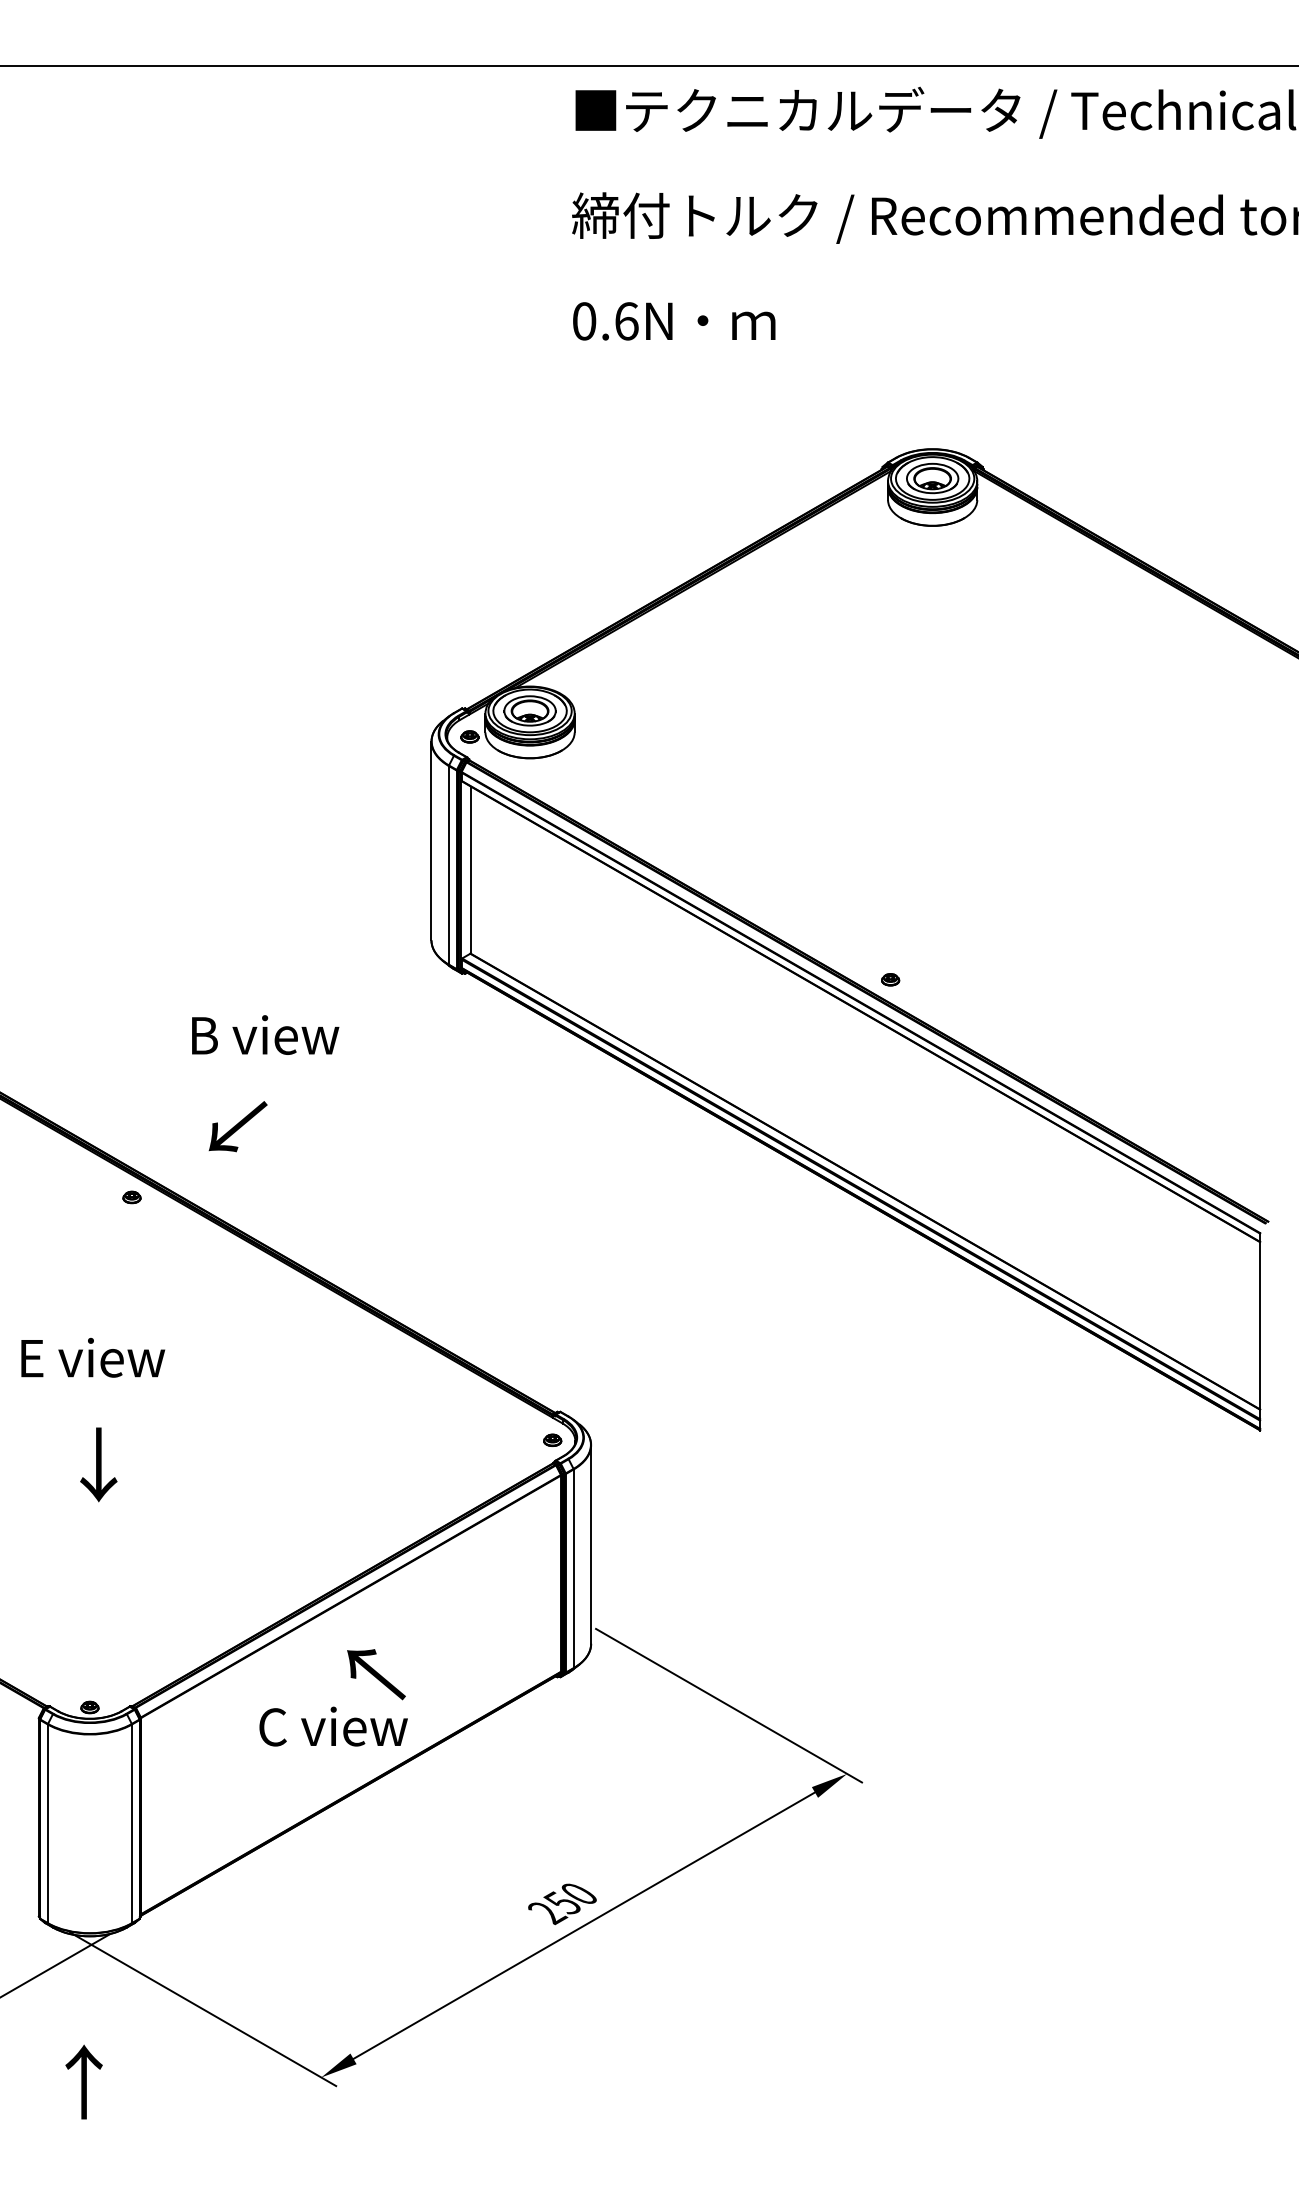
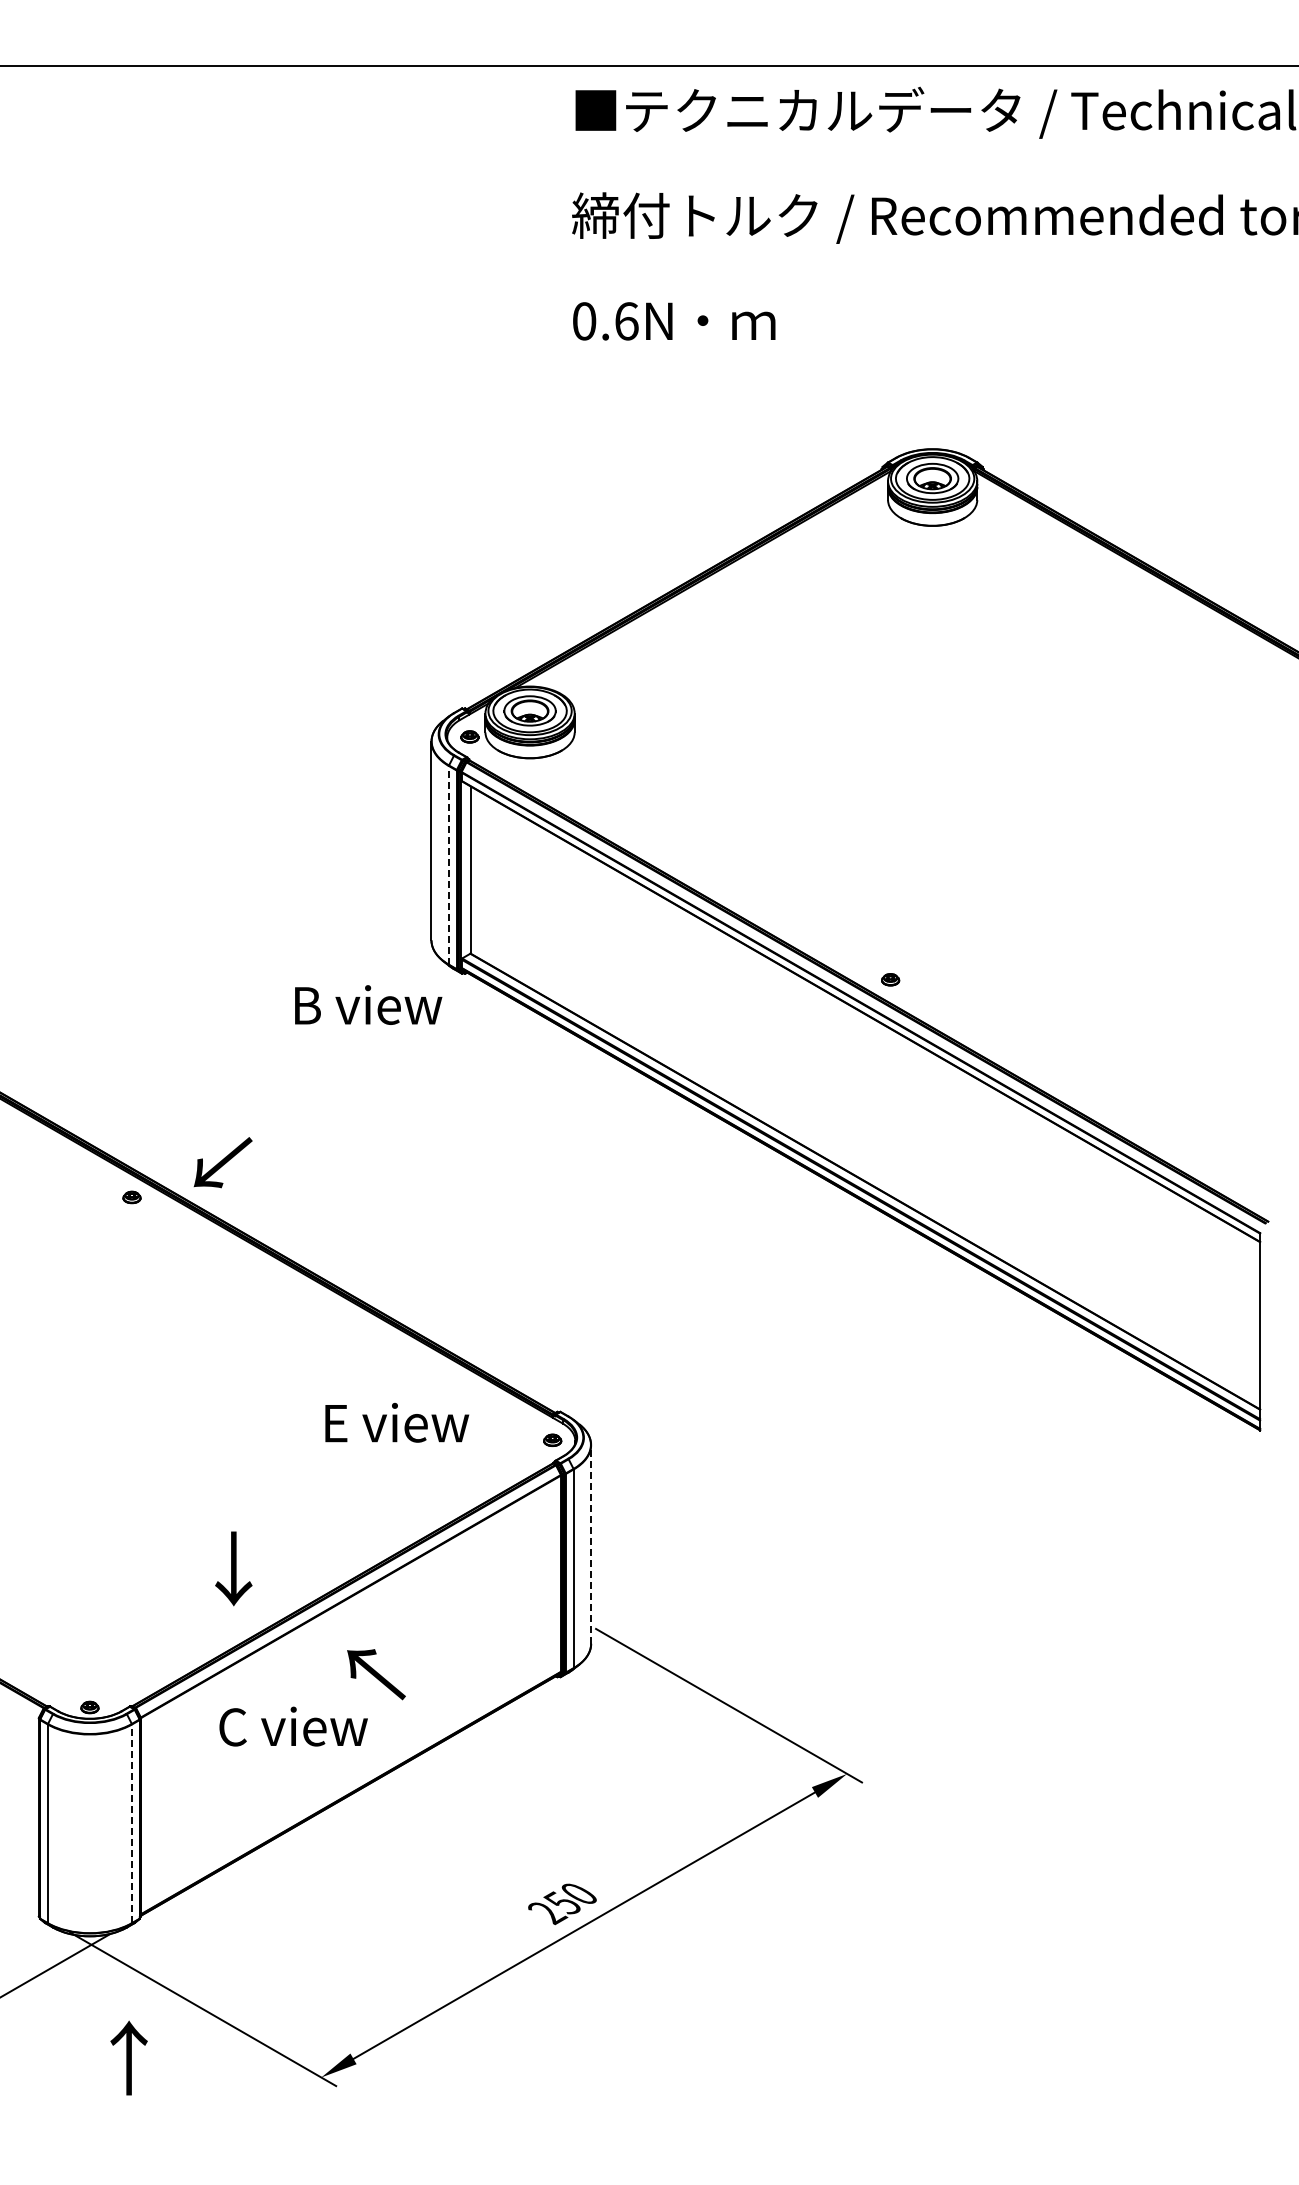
line: solid -> dashed (448, 864)
text position: (265, 1034) -> (368, 1004) (368, 1004)
text position: (237, 1126) -> (222, 1162) (222, 1162)
text position: (93, 1357) -> (397, 1422) (397, 1422)
text position: (98, 1464) -> (233, 1568) (233, 1568)
line: solid -> dashed (591, 1544)
text position: (333, 1726) -> (293, 1726) (293, 1726)
line: solid -> dashed (132, 1823)
text position: (83, 2081) -> (128, 2057) (128, 2057)
